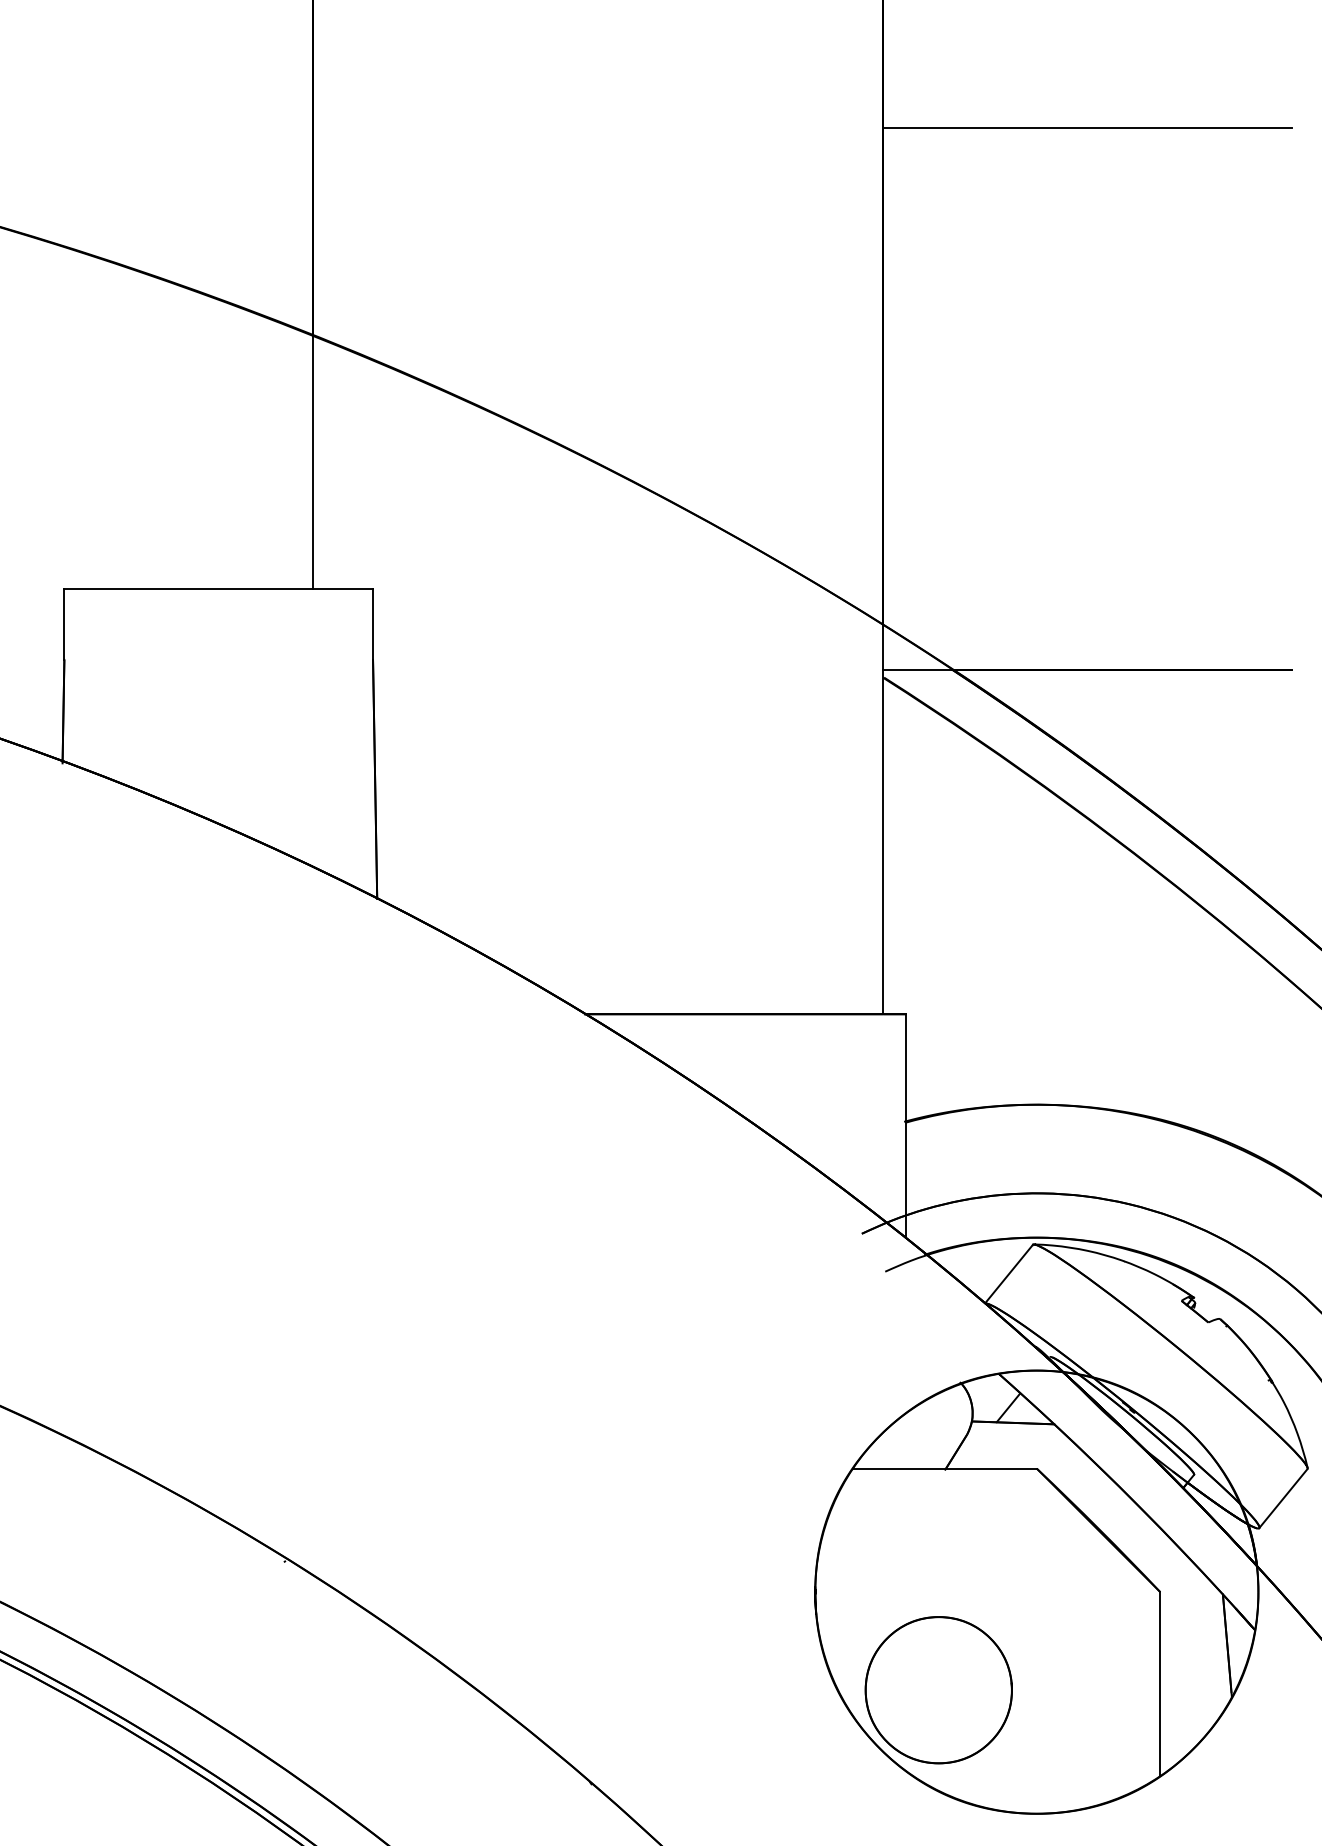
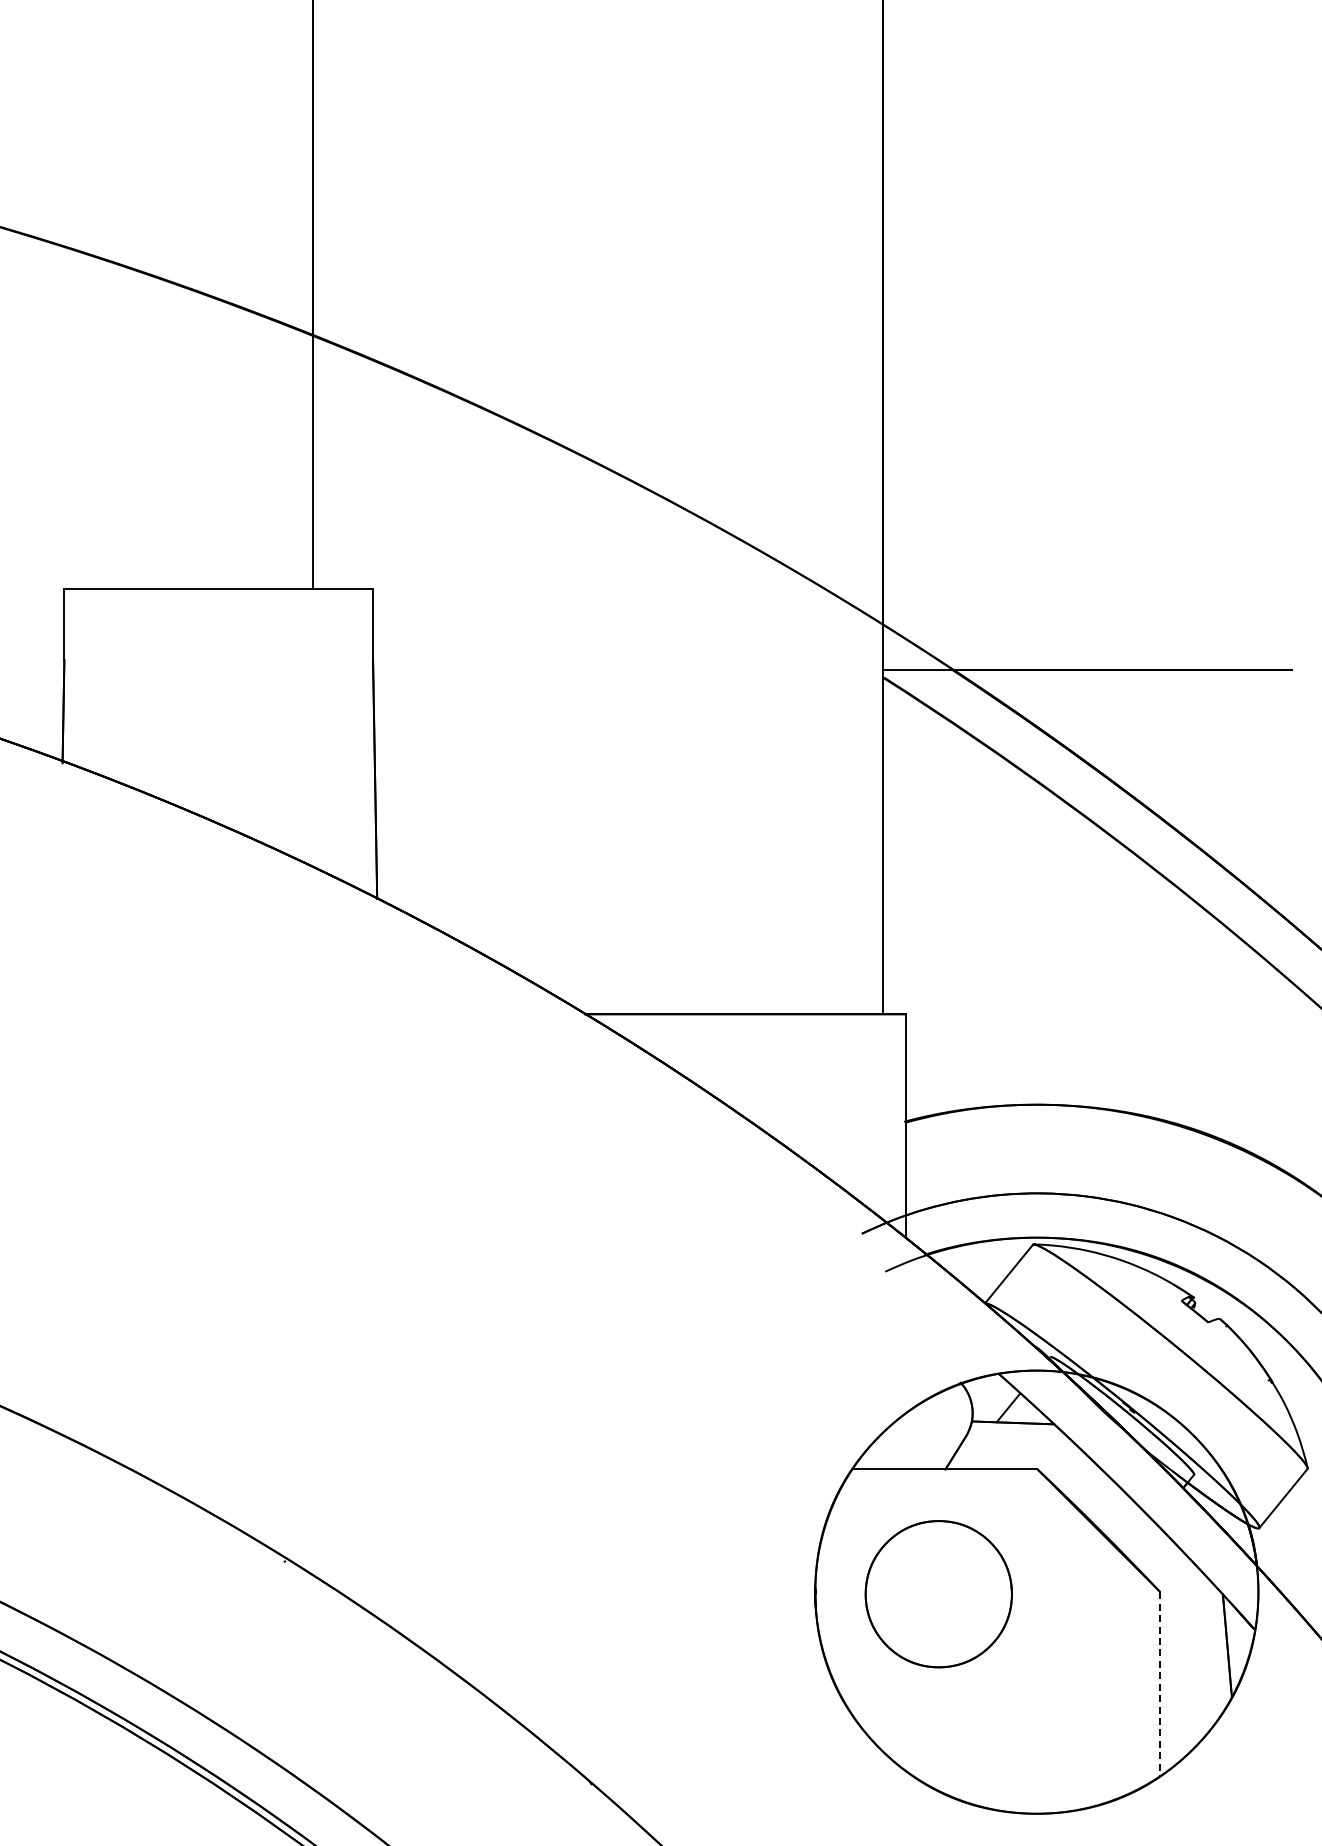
line: present -> none (1087, 128)
line: solid -> dashed (1160, 1684)
part position: (938, 1690) -> (938, 1594) (938, 1594)
